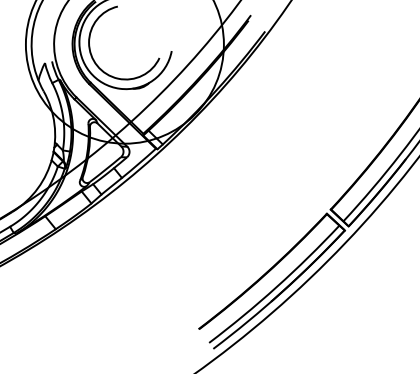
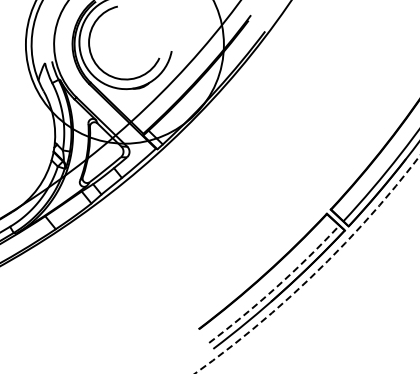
circle: solid -> dashed (306, 264)
arc: solid -> dashed (276, 287)
